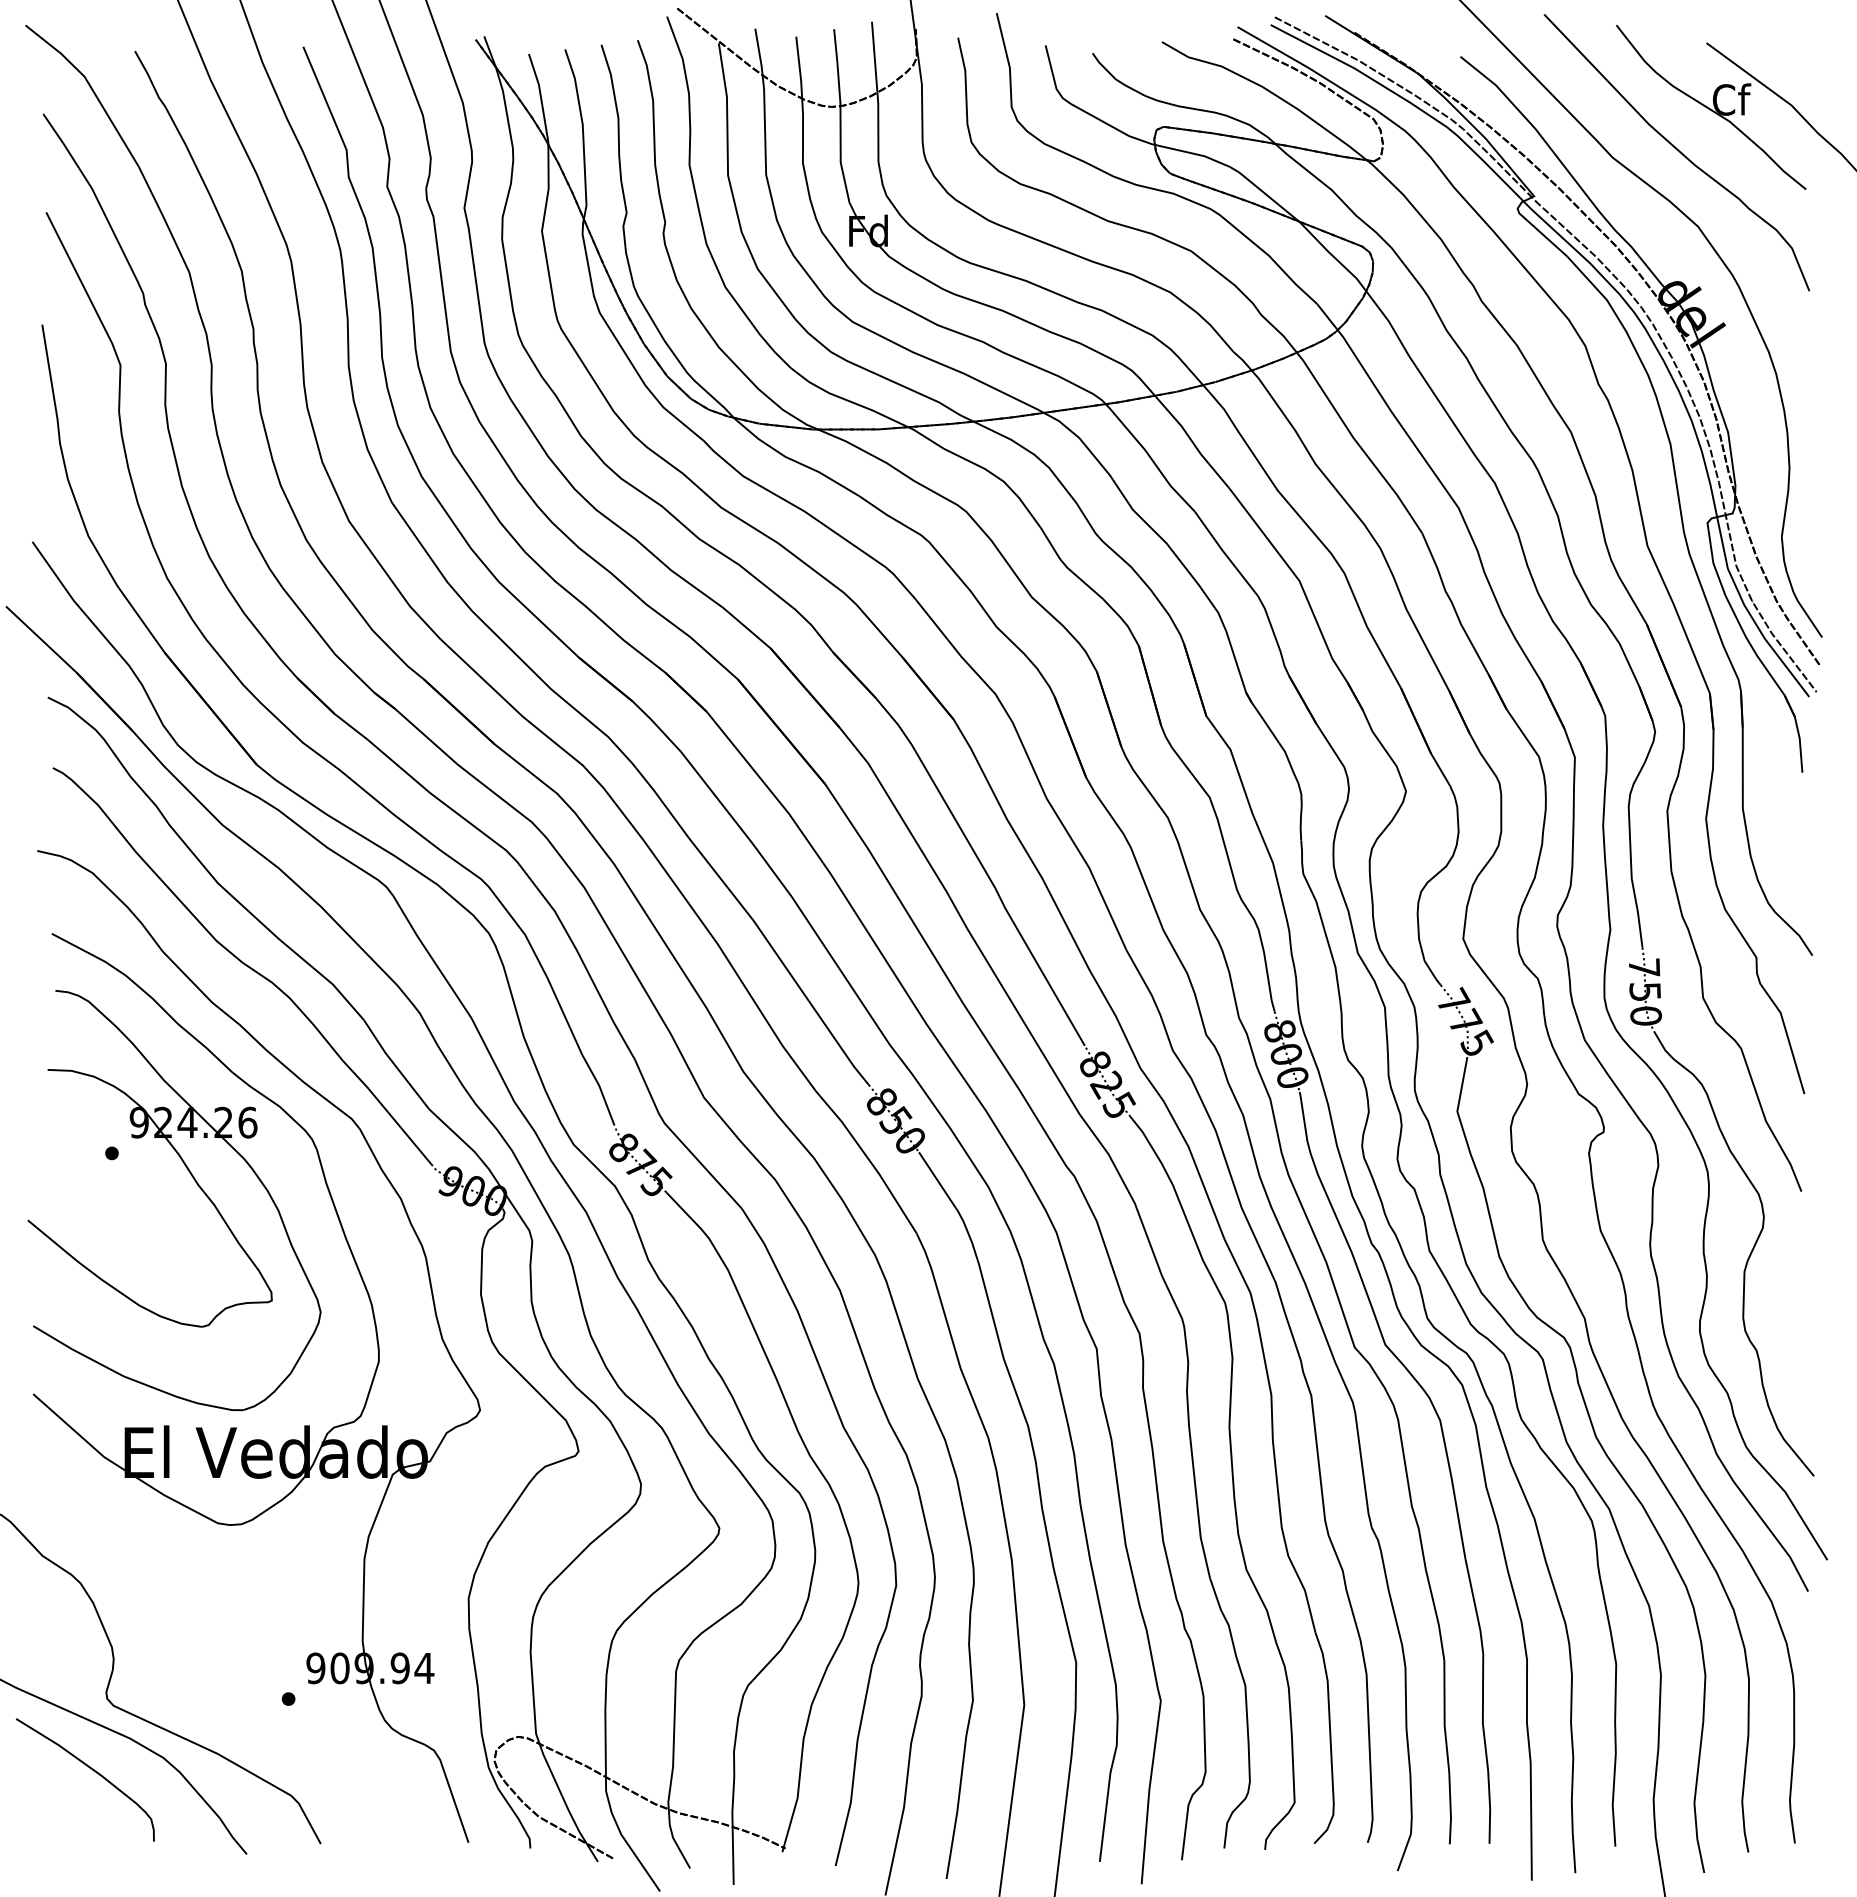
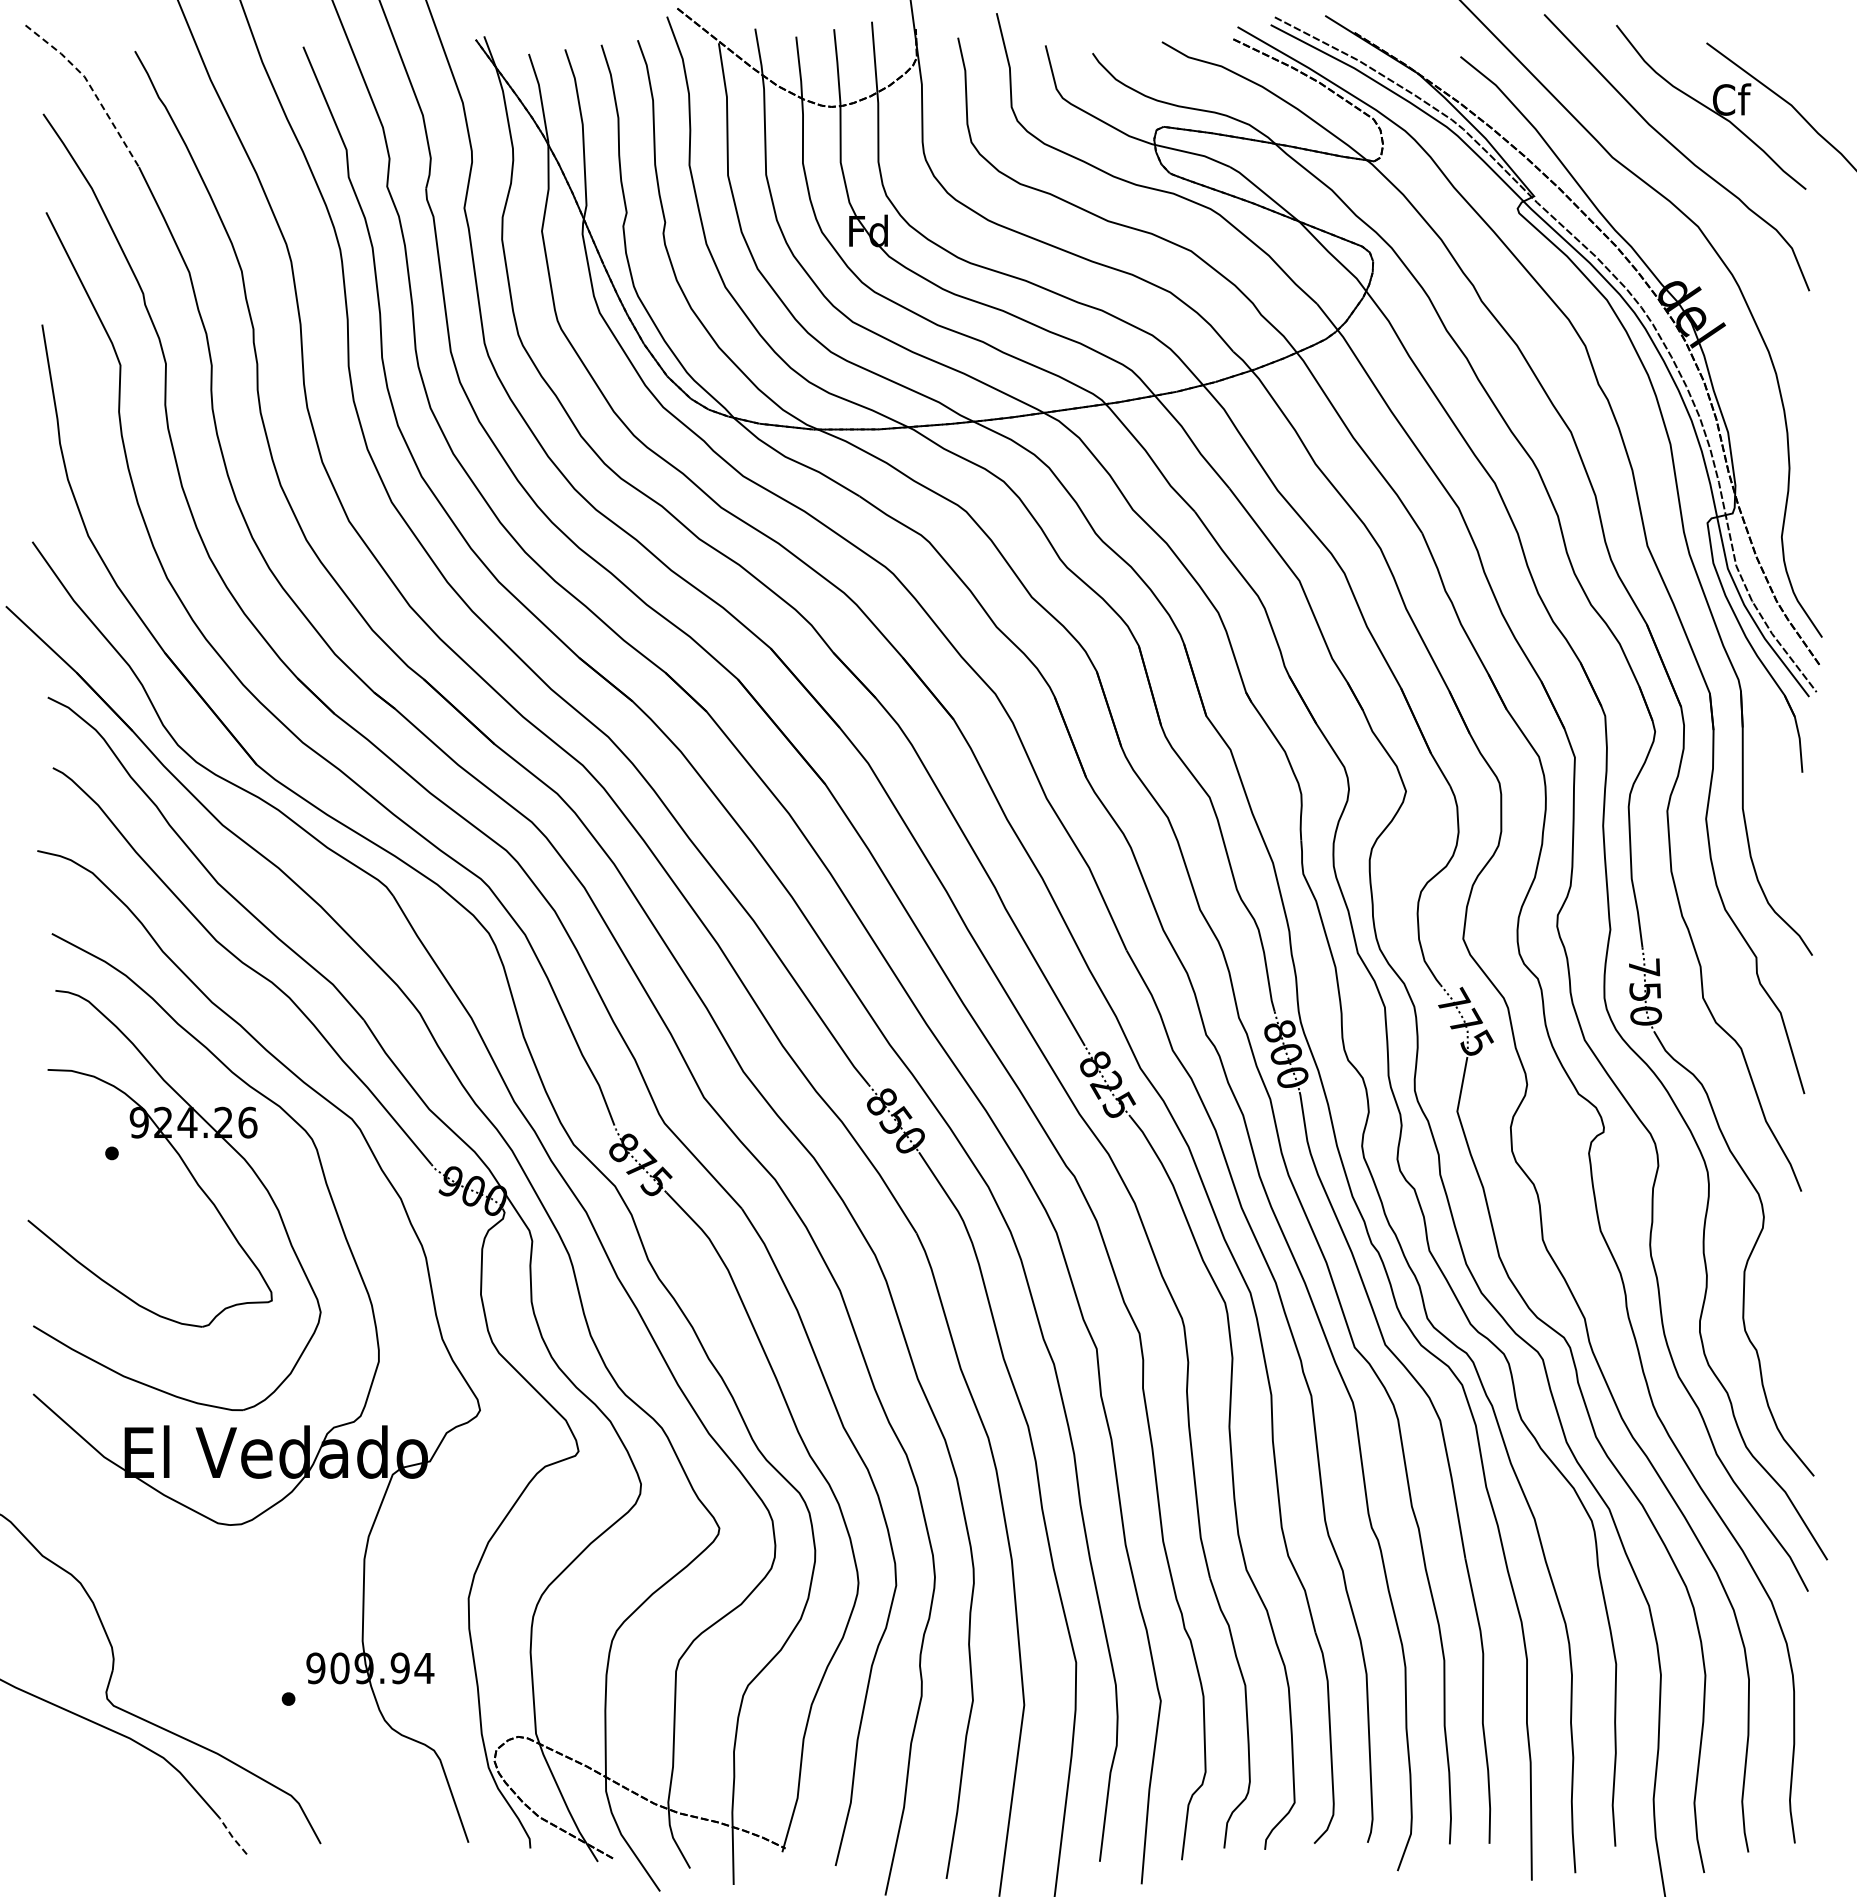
line: solid -> dashed (91, 87)
curve: present -> none (92, 1770)
line: solid -> dashed (232, 1836)
